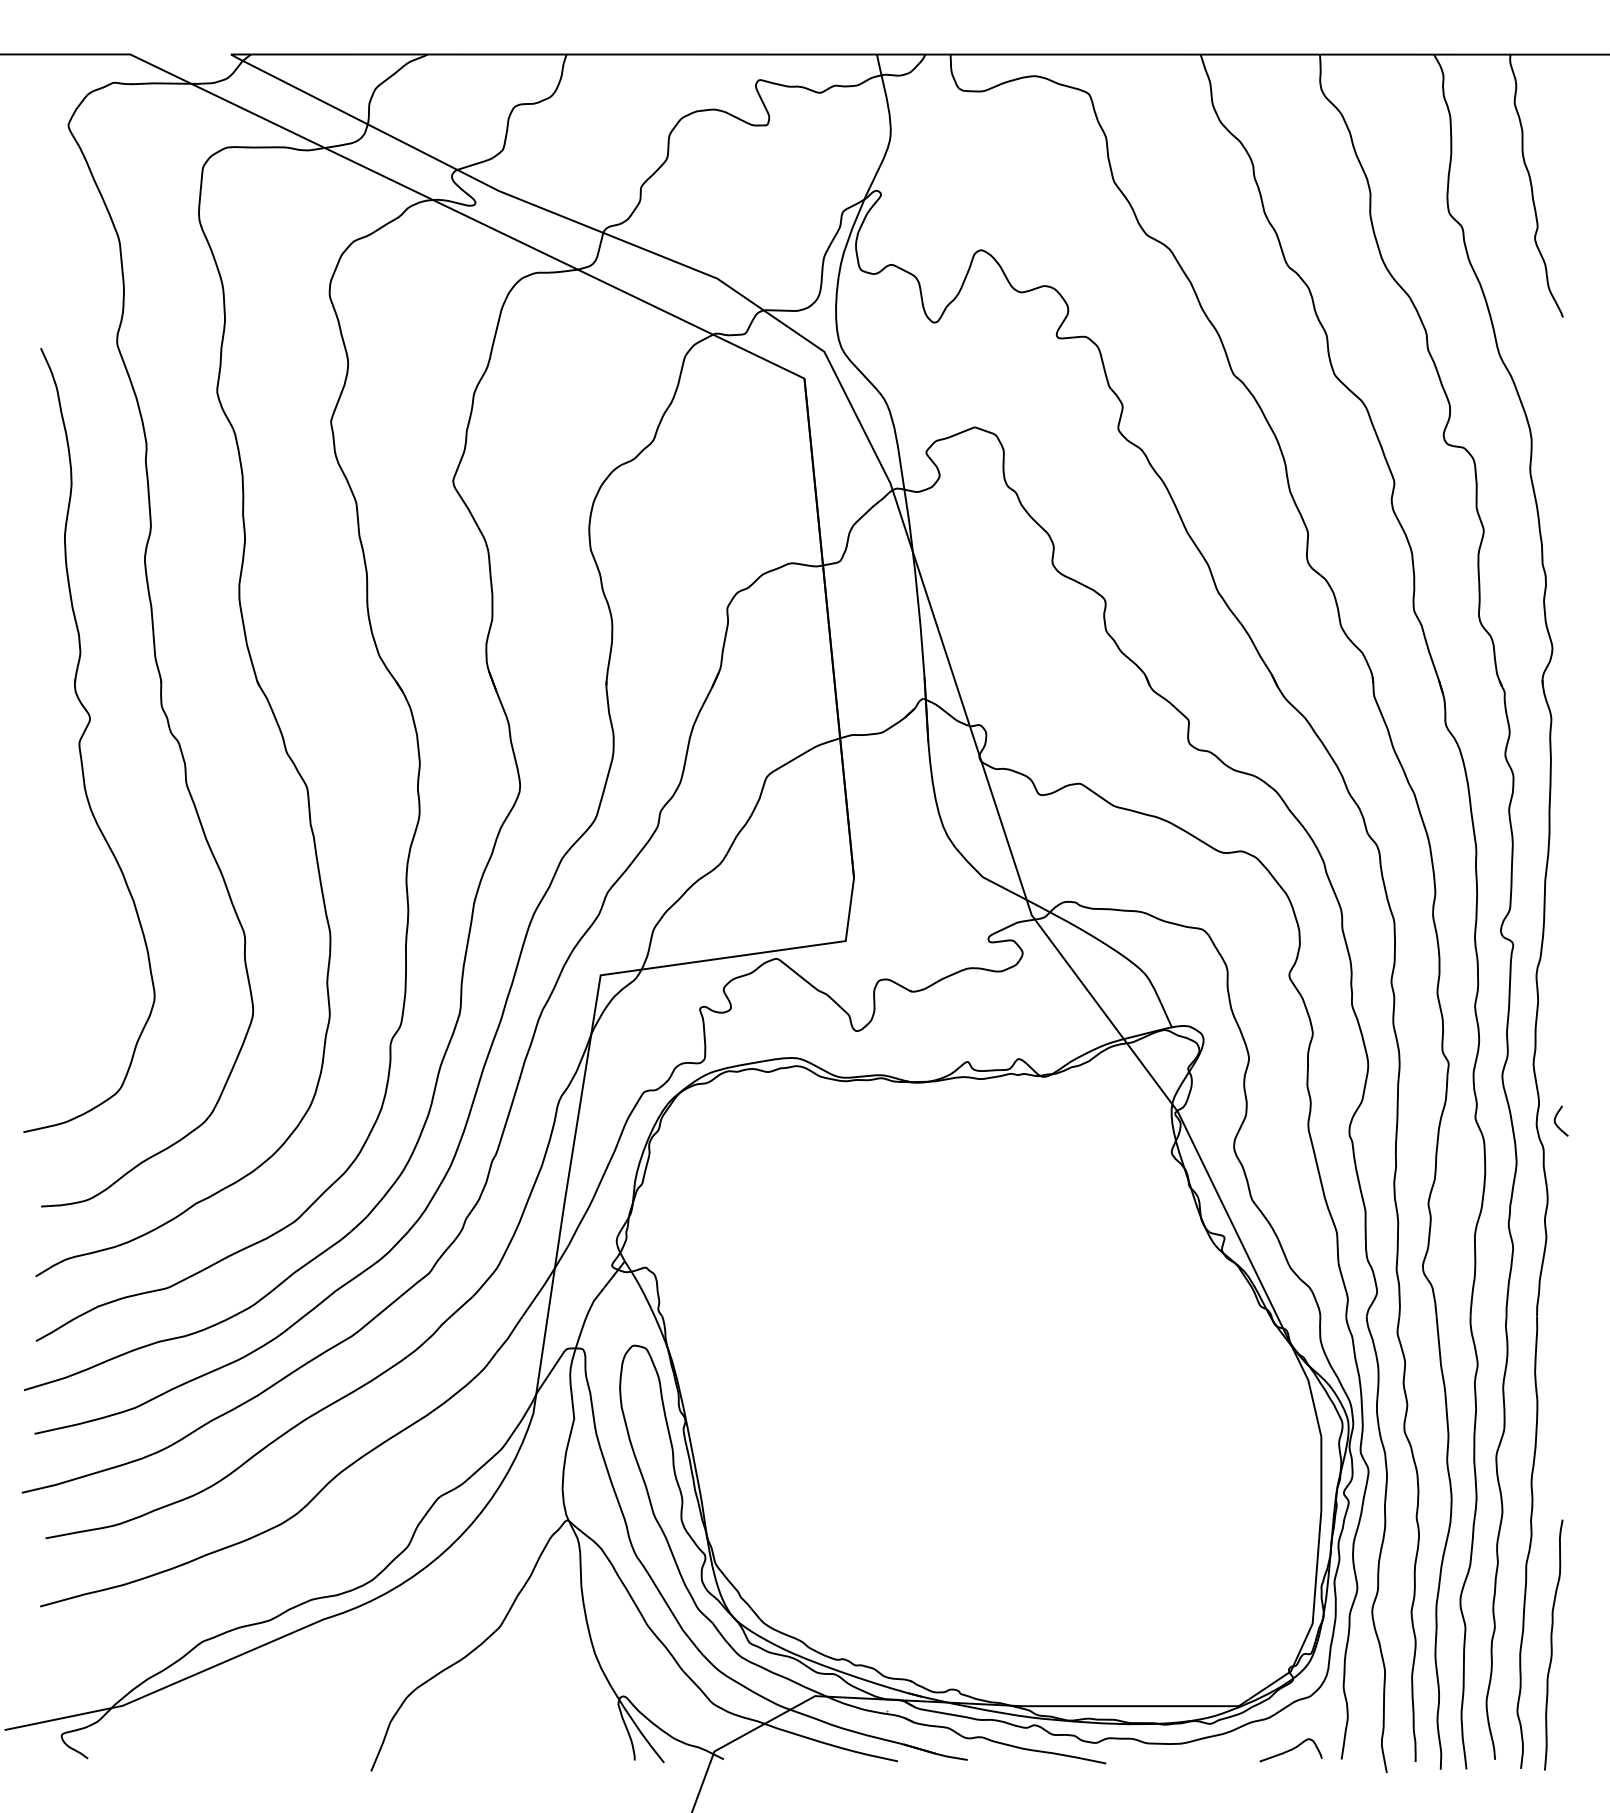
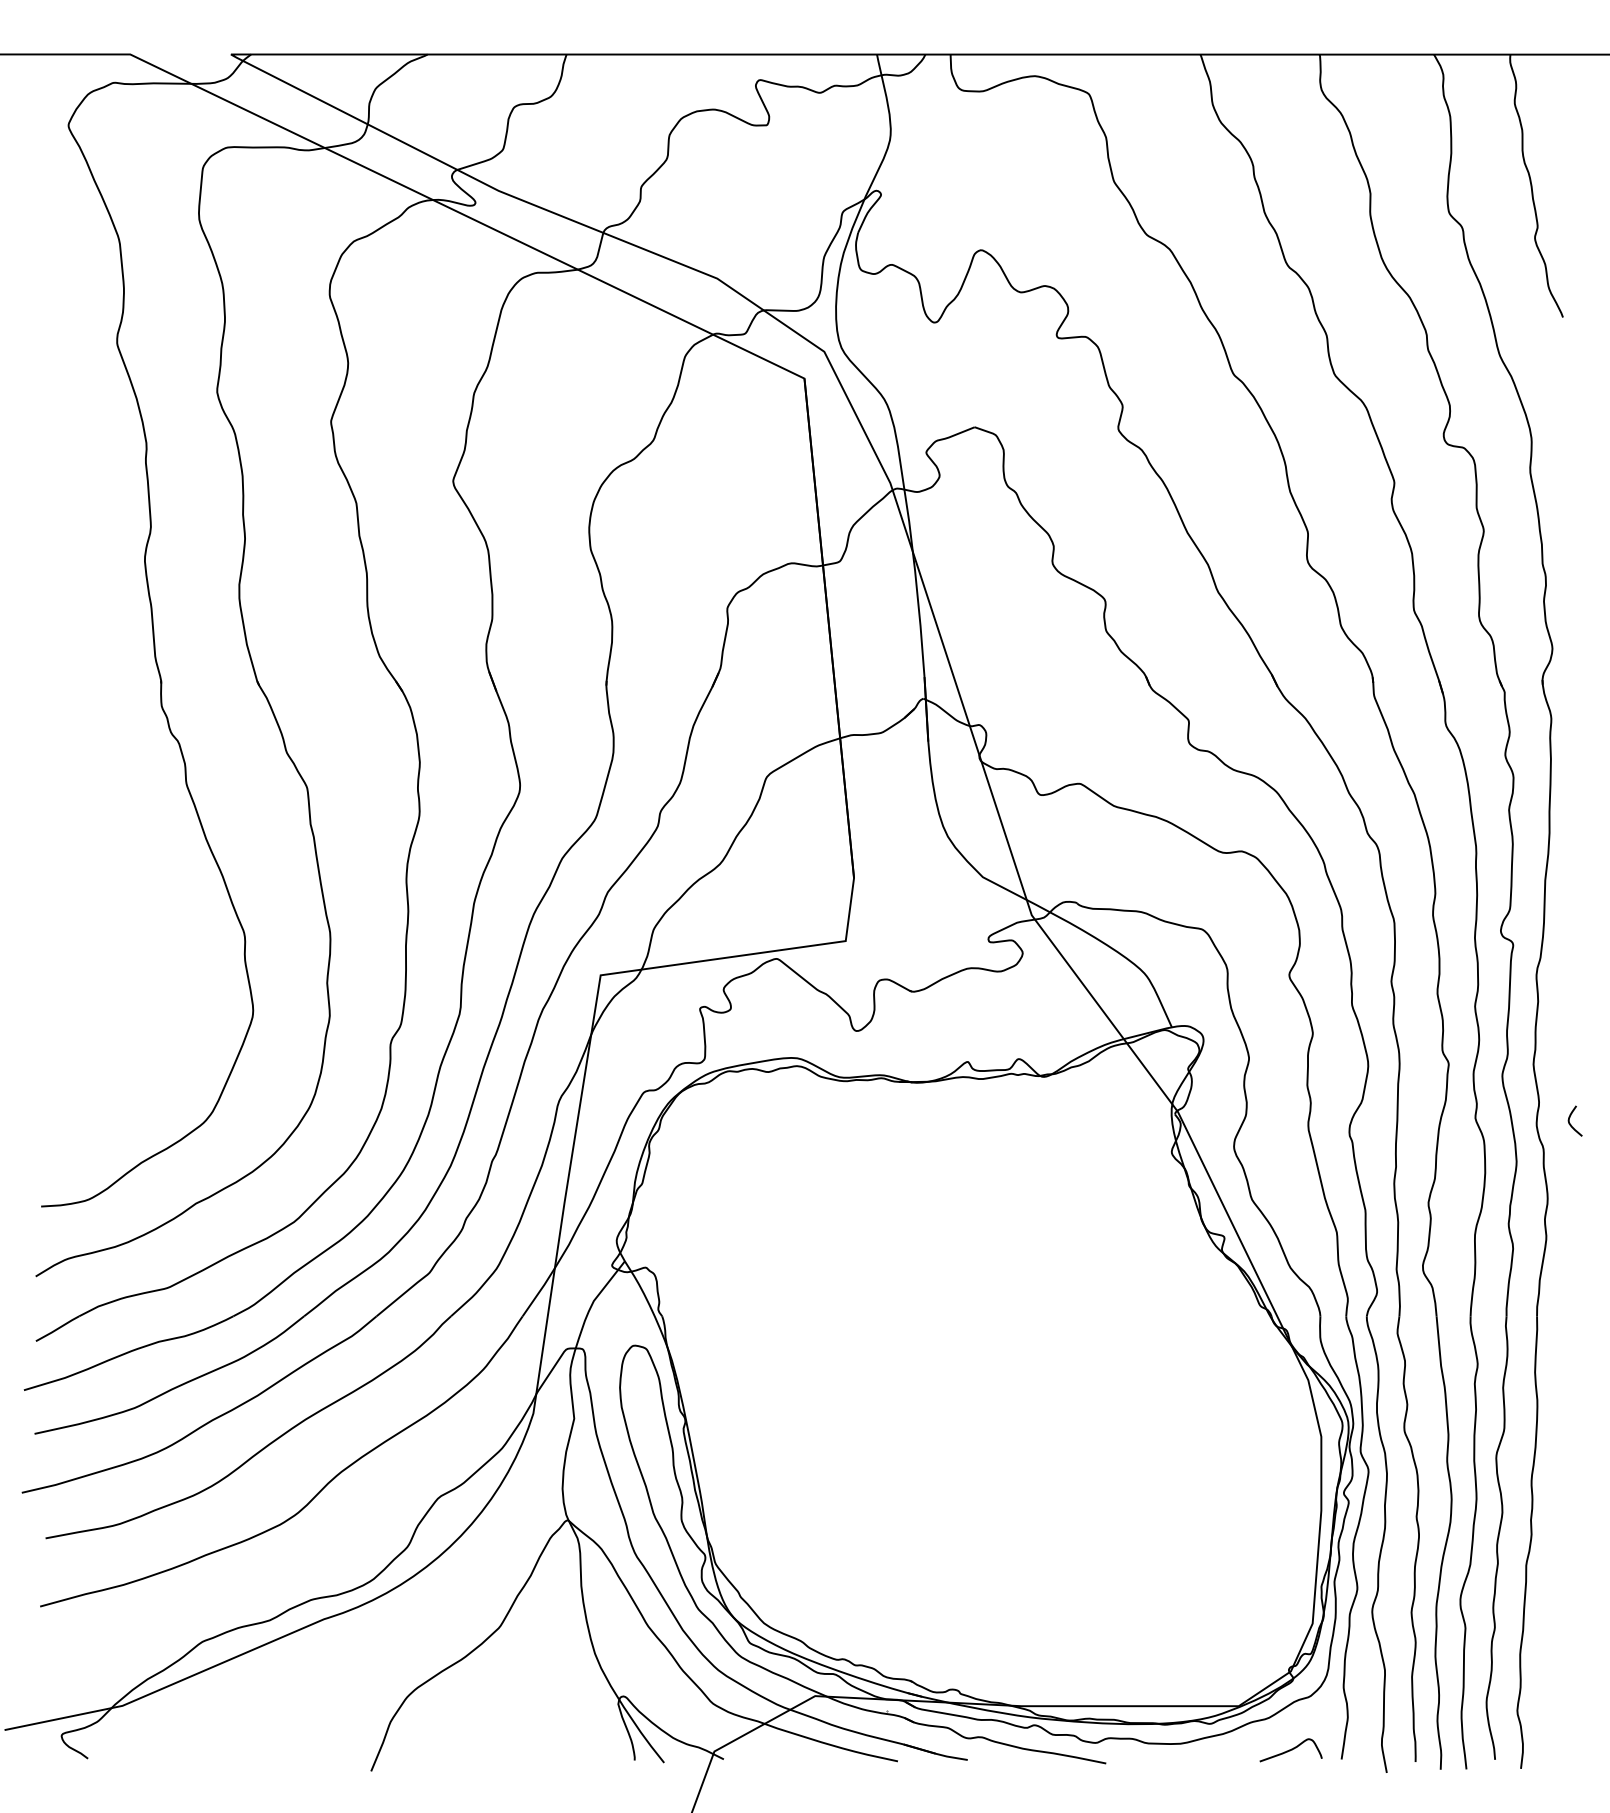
part: present -> none (83, 736)
curve position: (1556, 1117) -> (1570, 1117) (1570, 1117)
curve: present -> none (1552, 1644)
